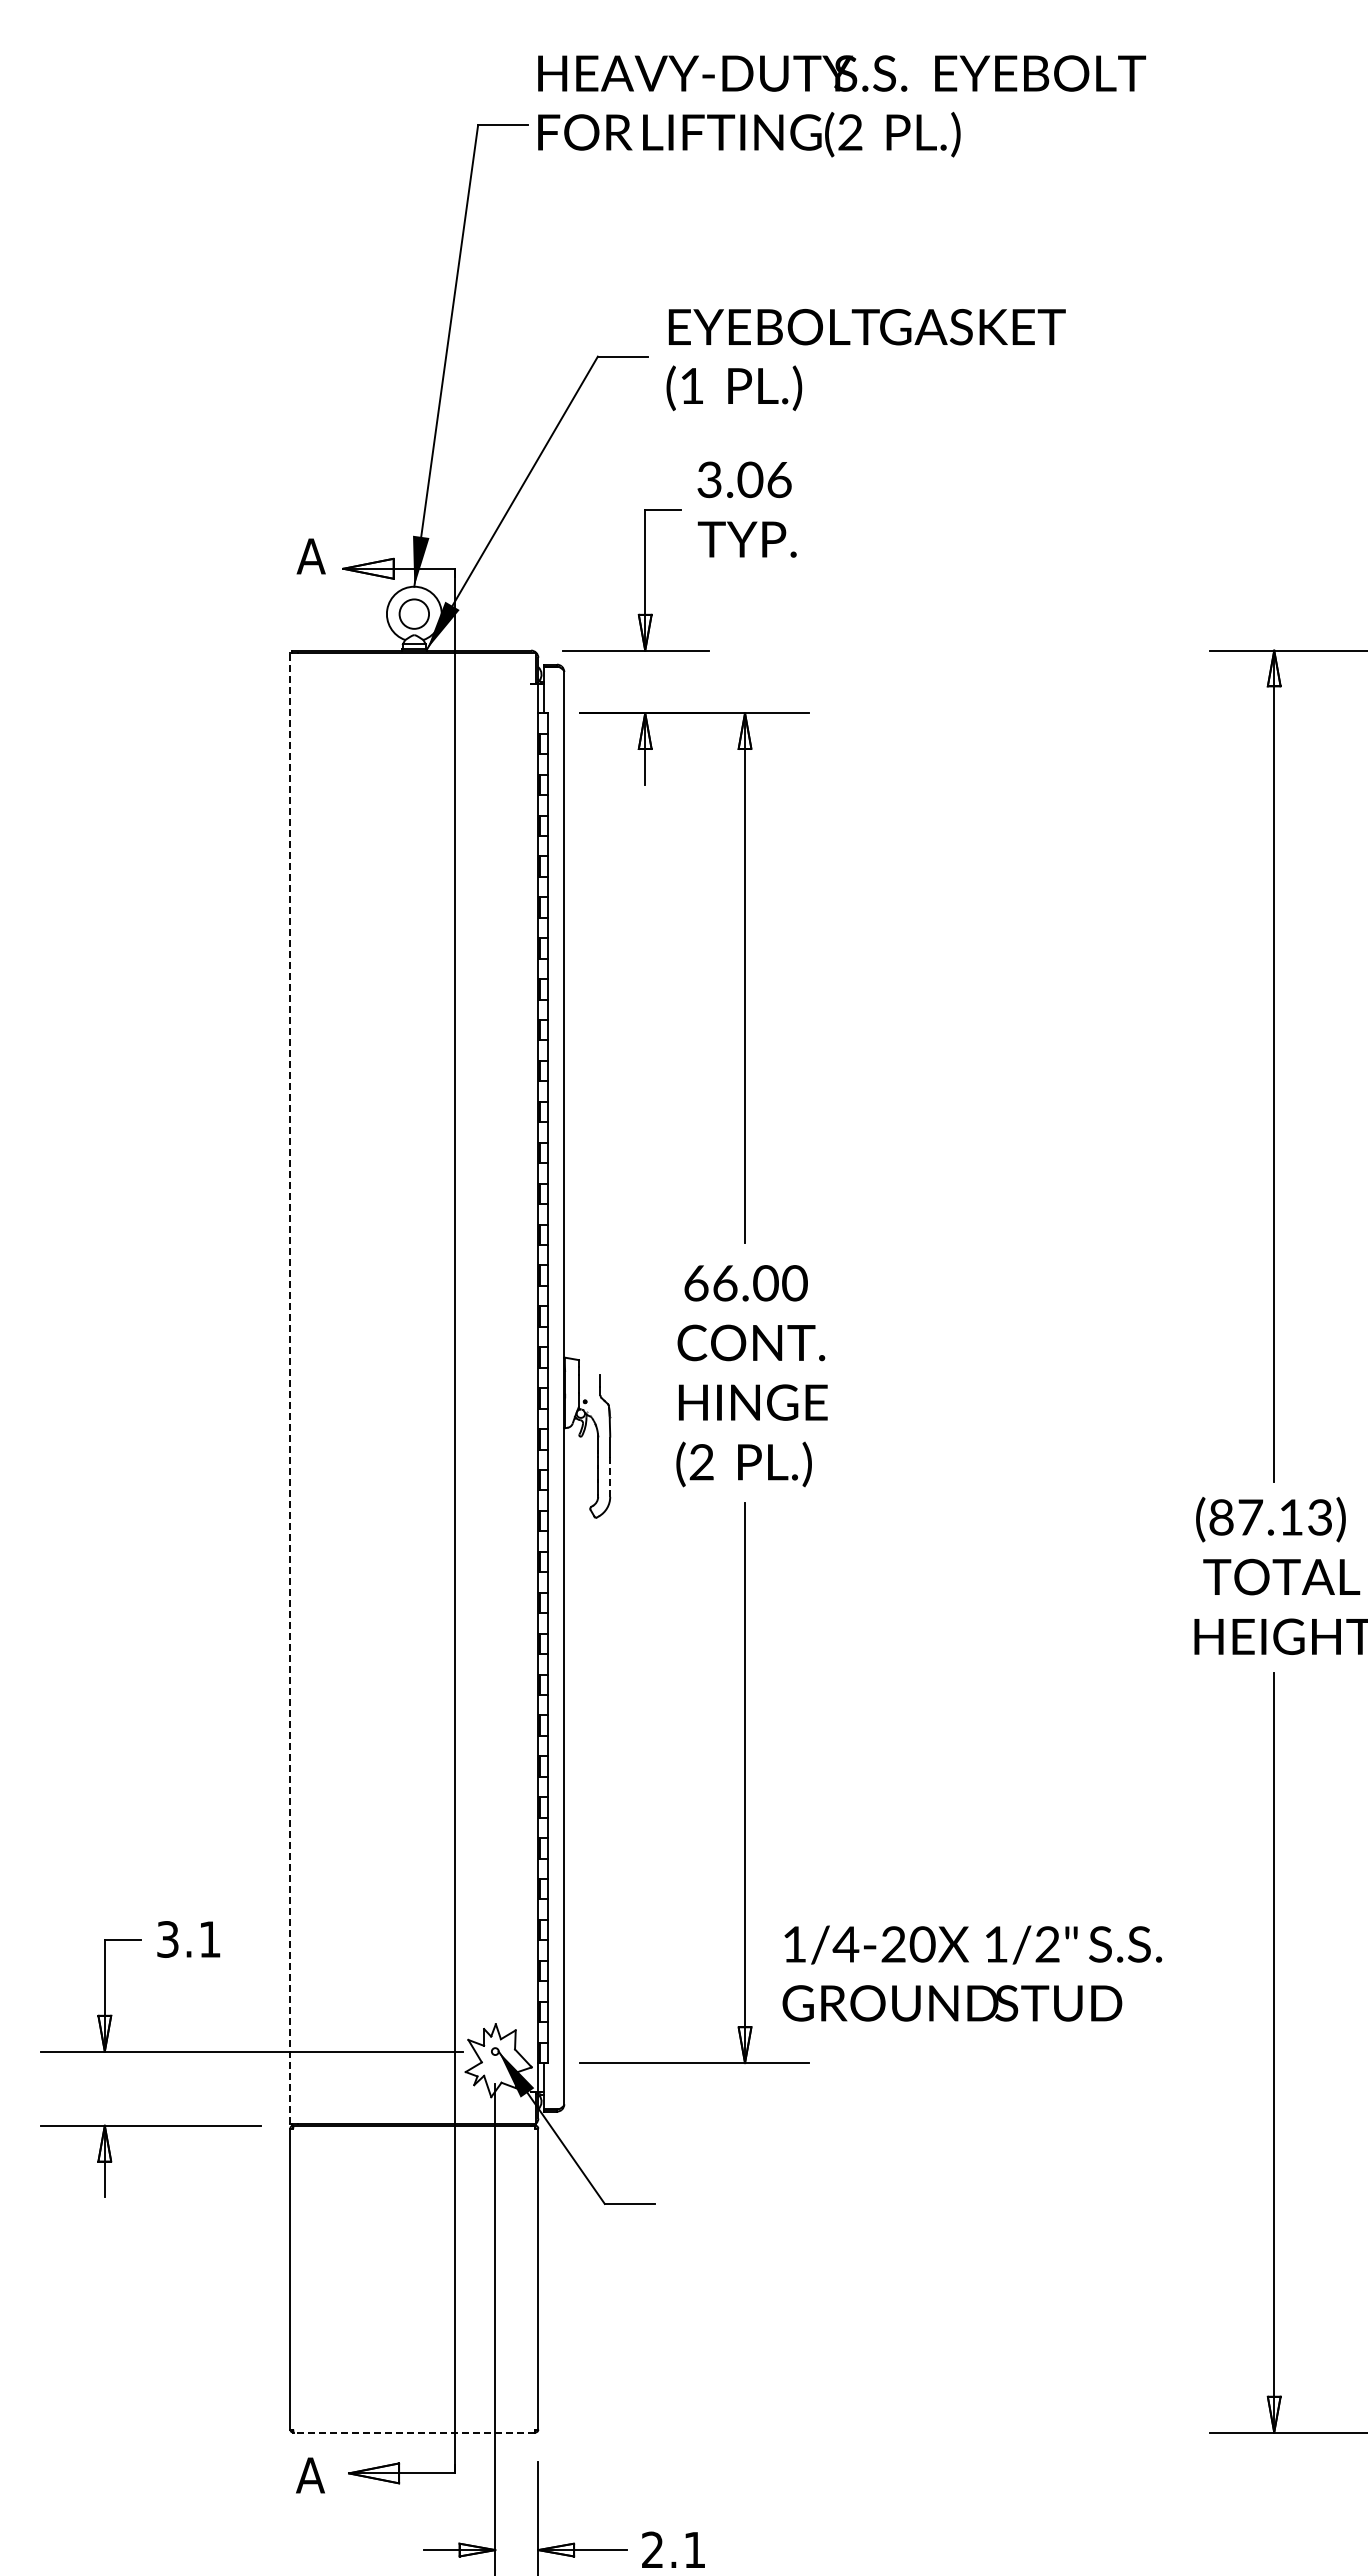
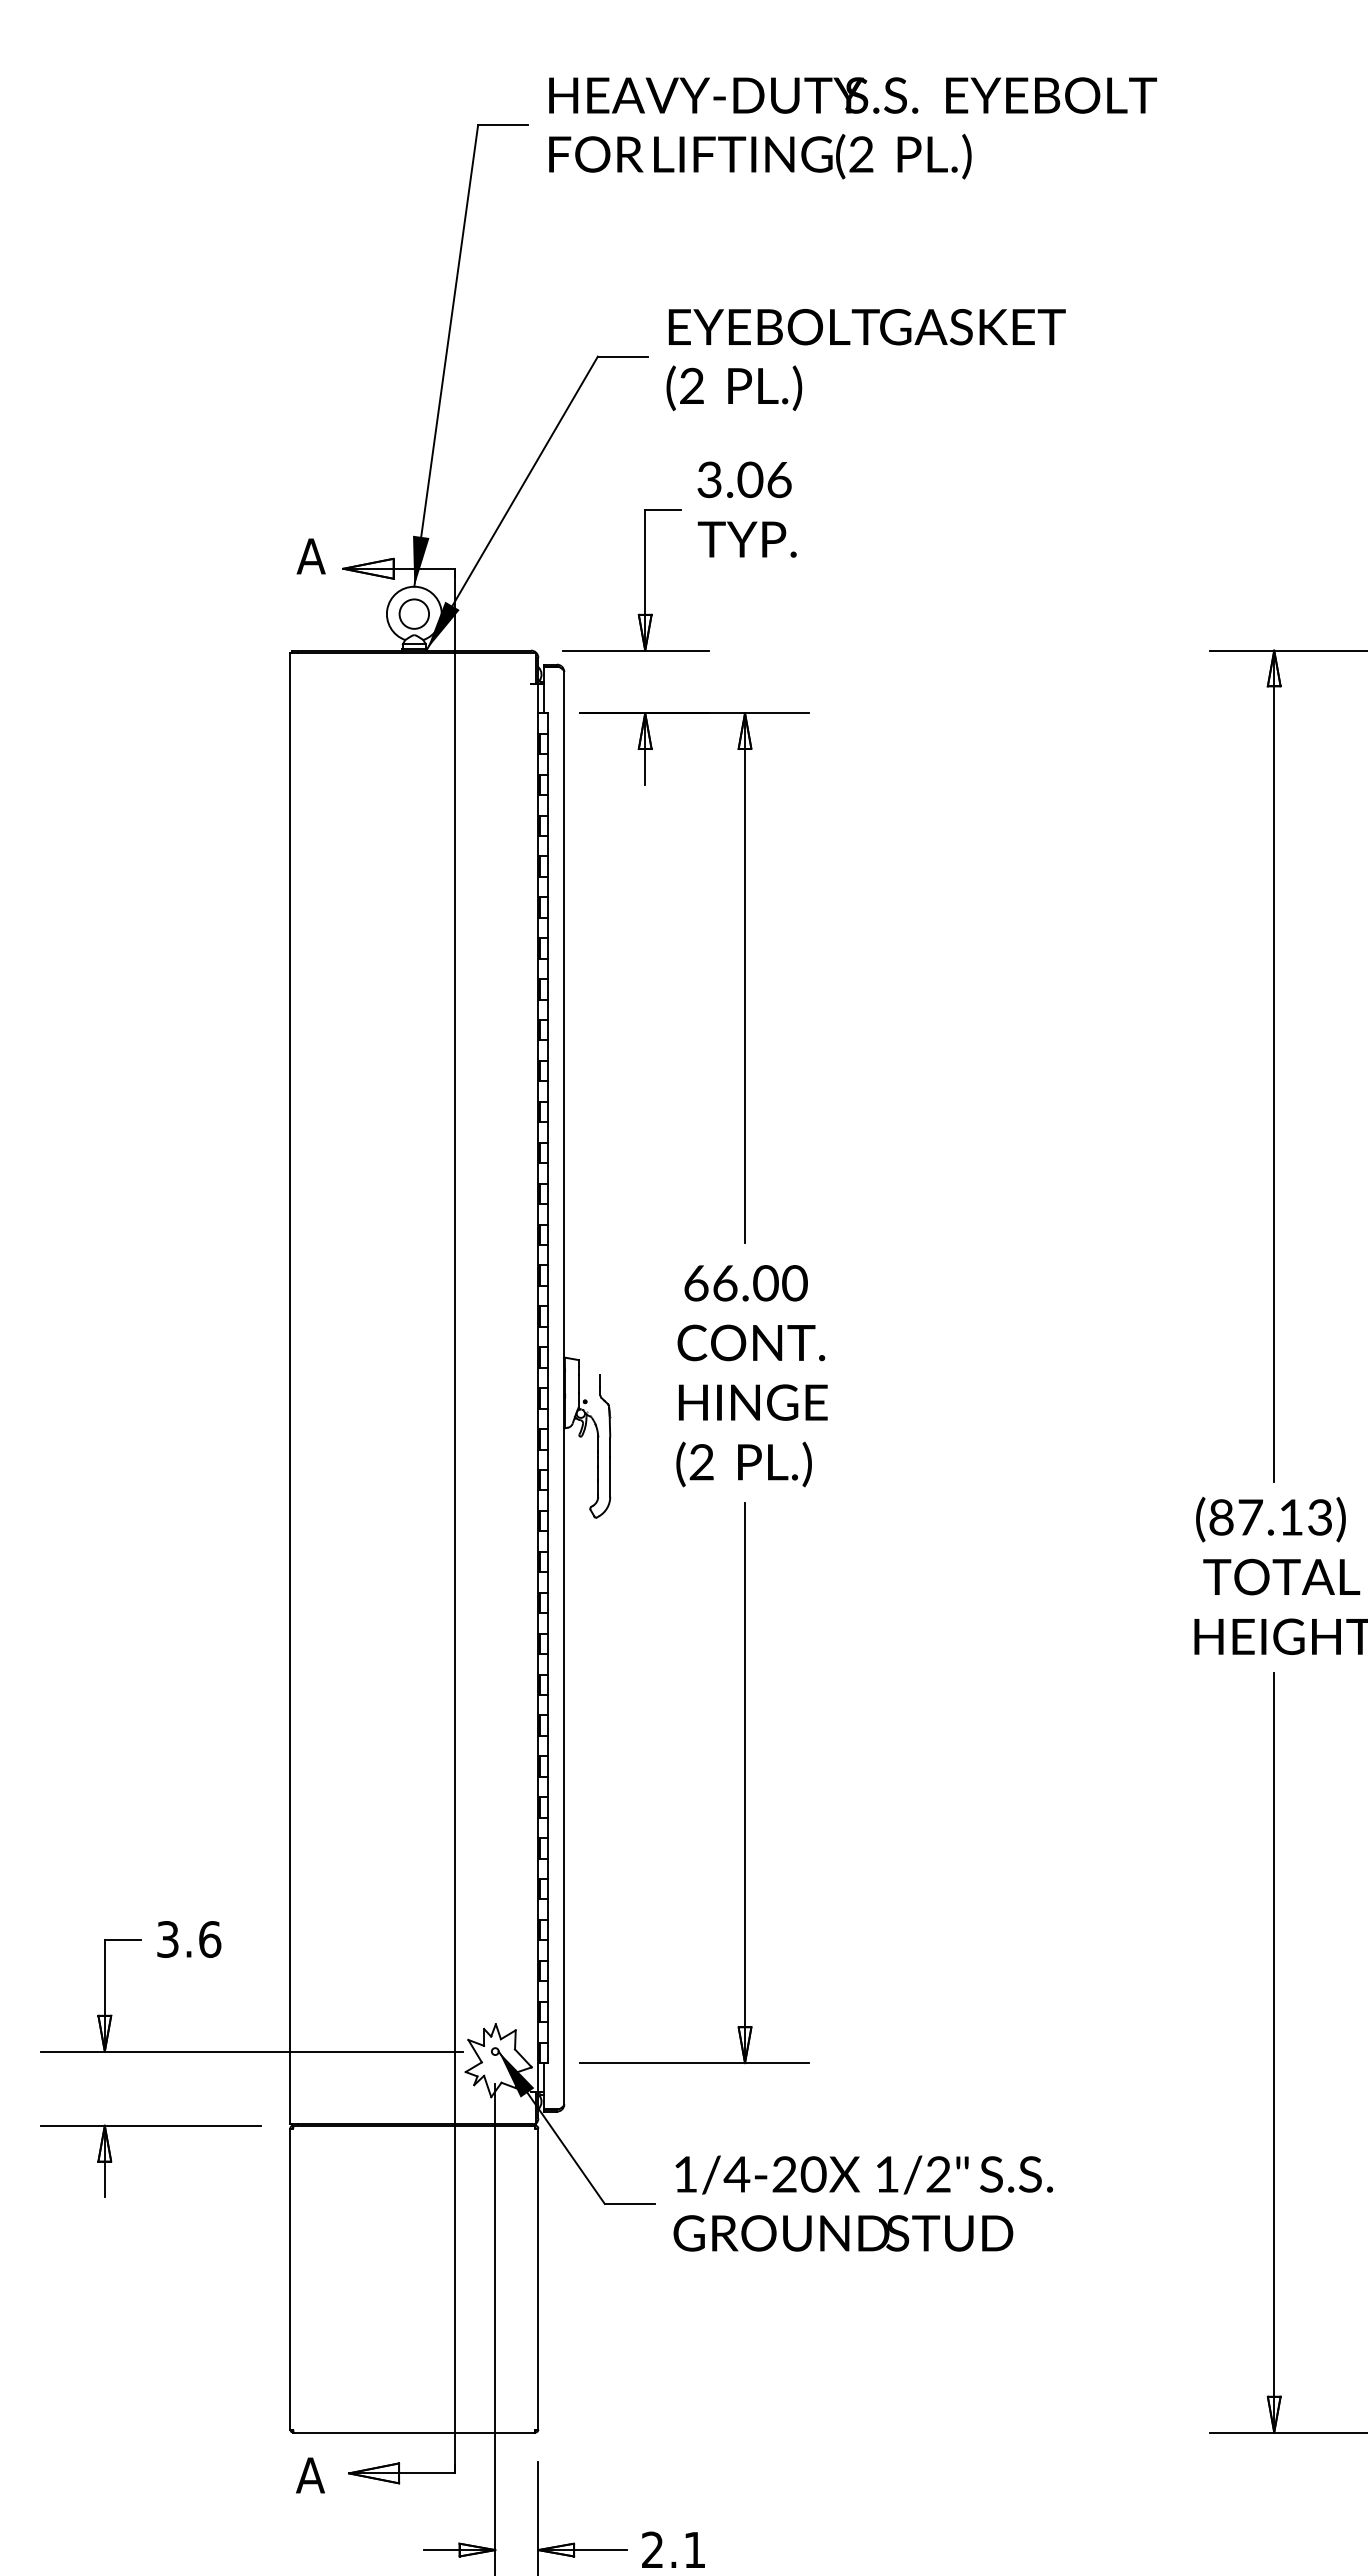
text position: (841, 106) -> (852, 128) (852, 128)
text: (1 -> (2 (691, 385)
line: dashed -> solid (290, 1387)
line: dashed -> solid (610, 1477)
text: 3.1 -> 3.6 (210, 1939)
text position: (972, 1973) -> (863, 2203) (863, 2203)
line: dashed -> solid (414, 2432)
